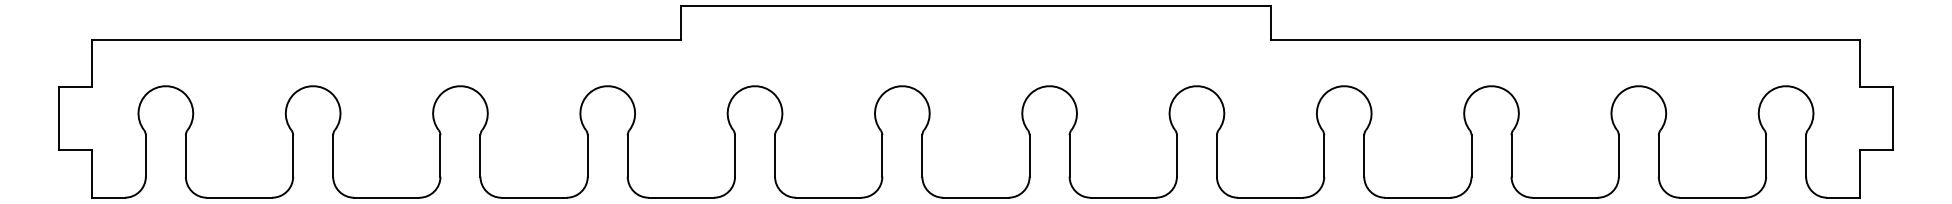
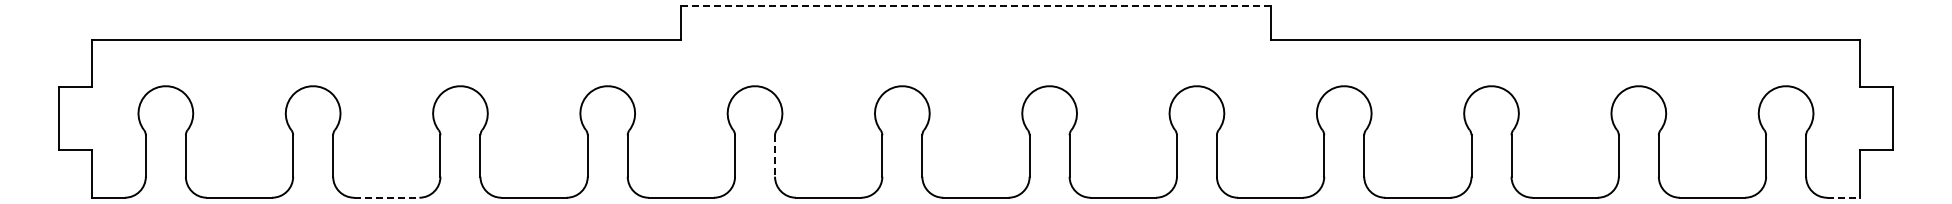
line: solid -> dashed (975, 6)
line: solid -> dashed (775, 156)
line: solid -> dashed (386, 197)
line: solid -> dashed (1843, 197)
